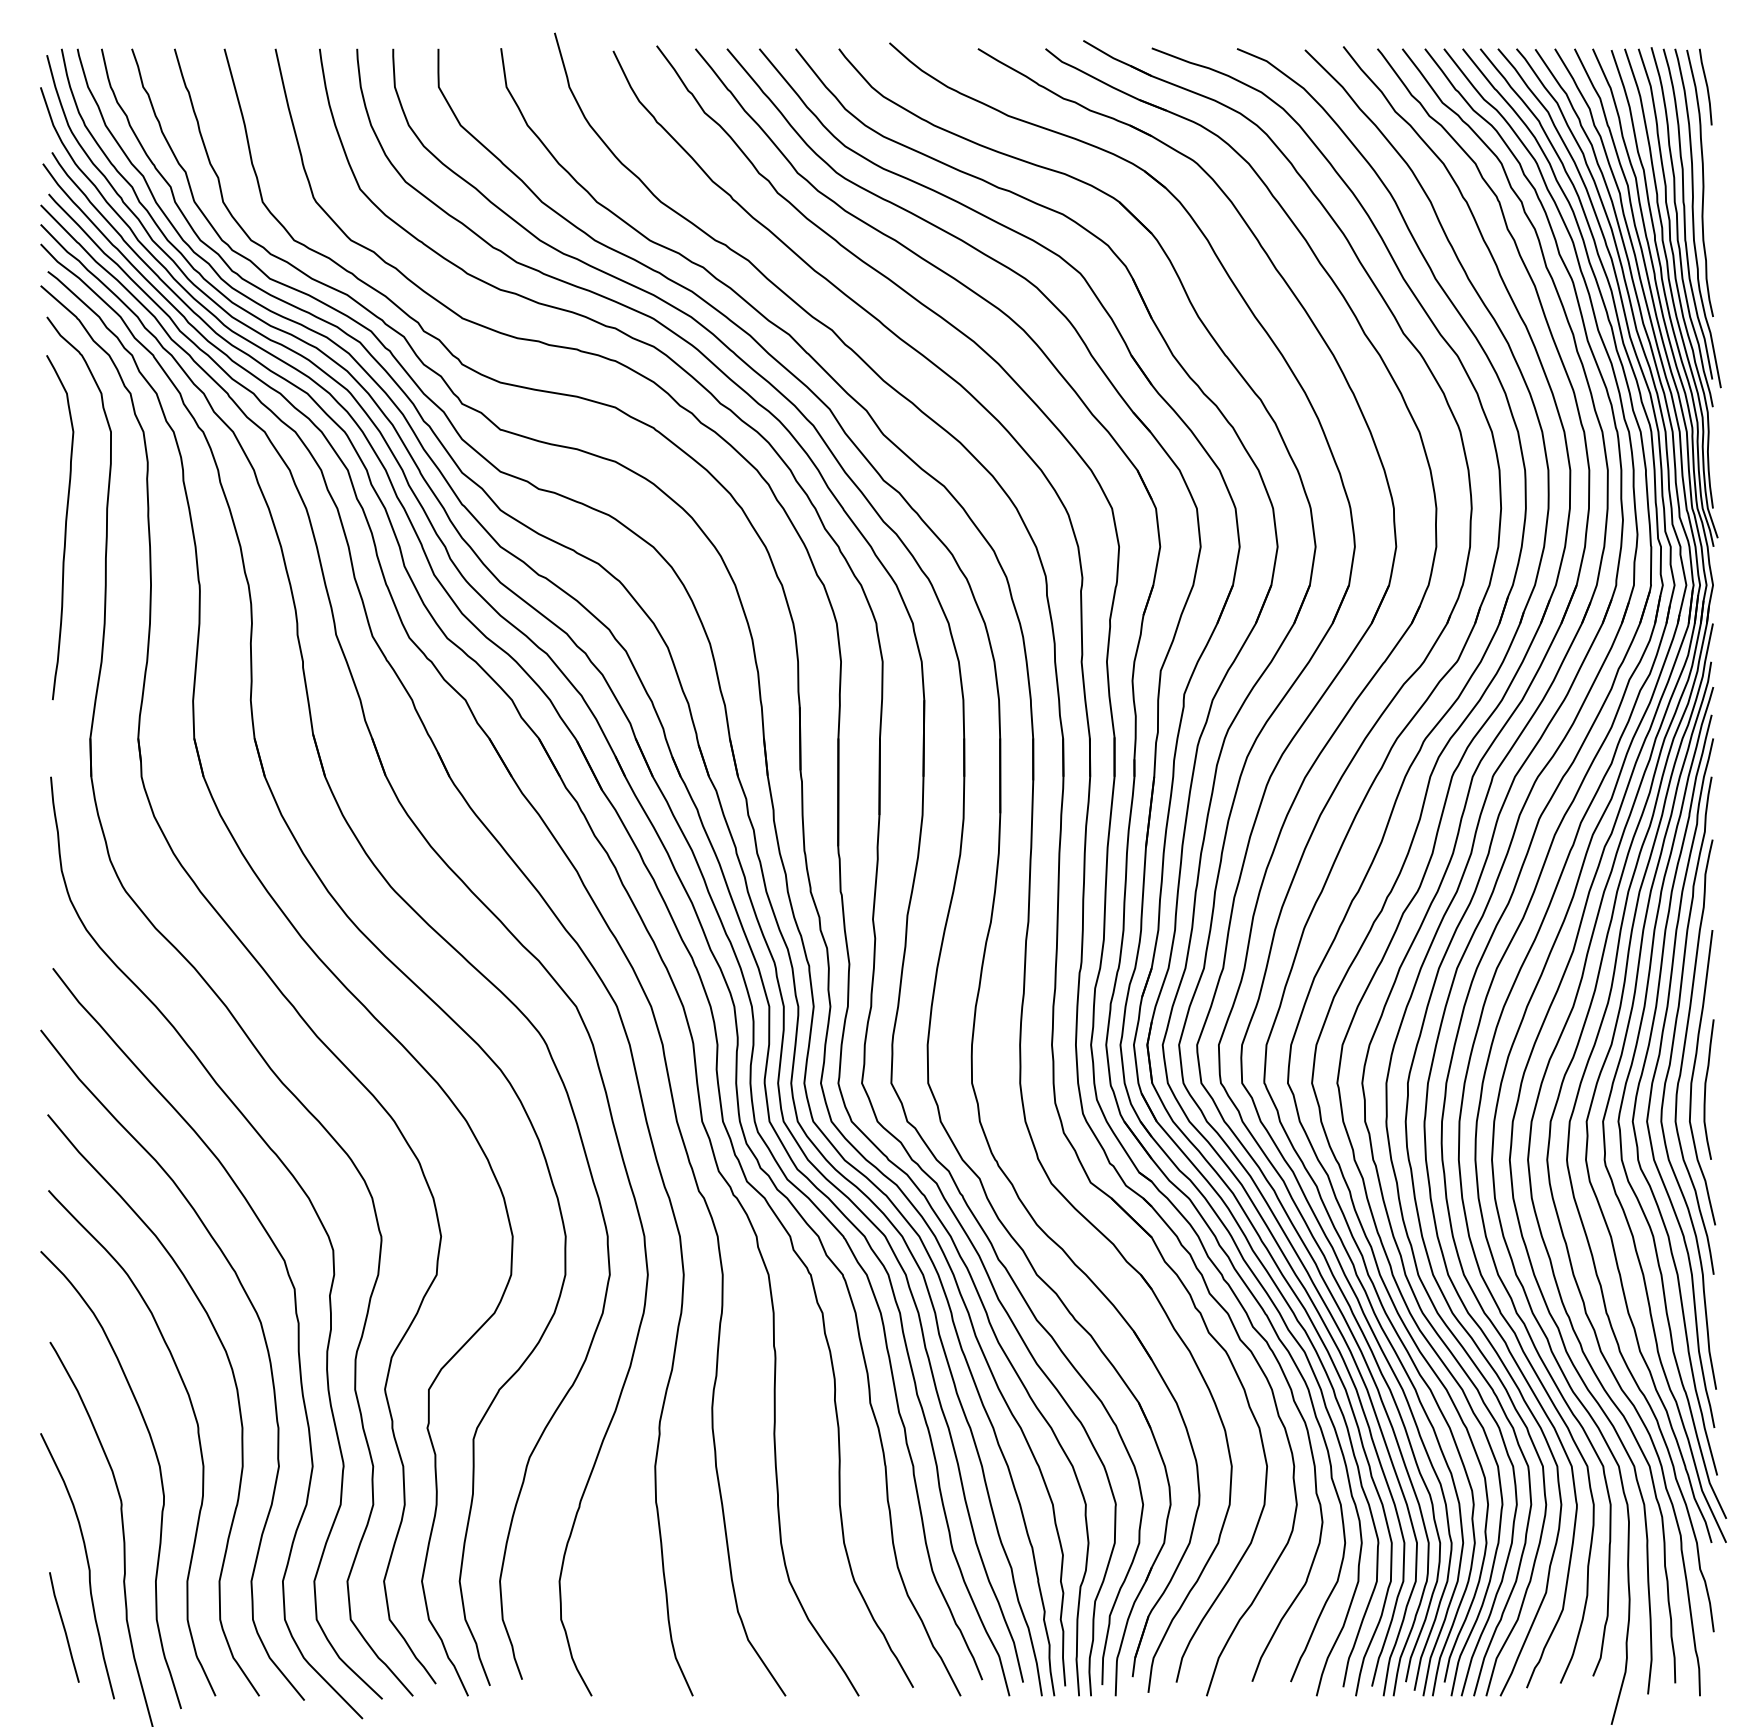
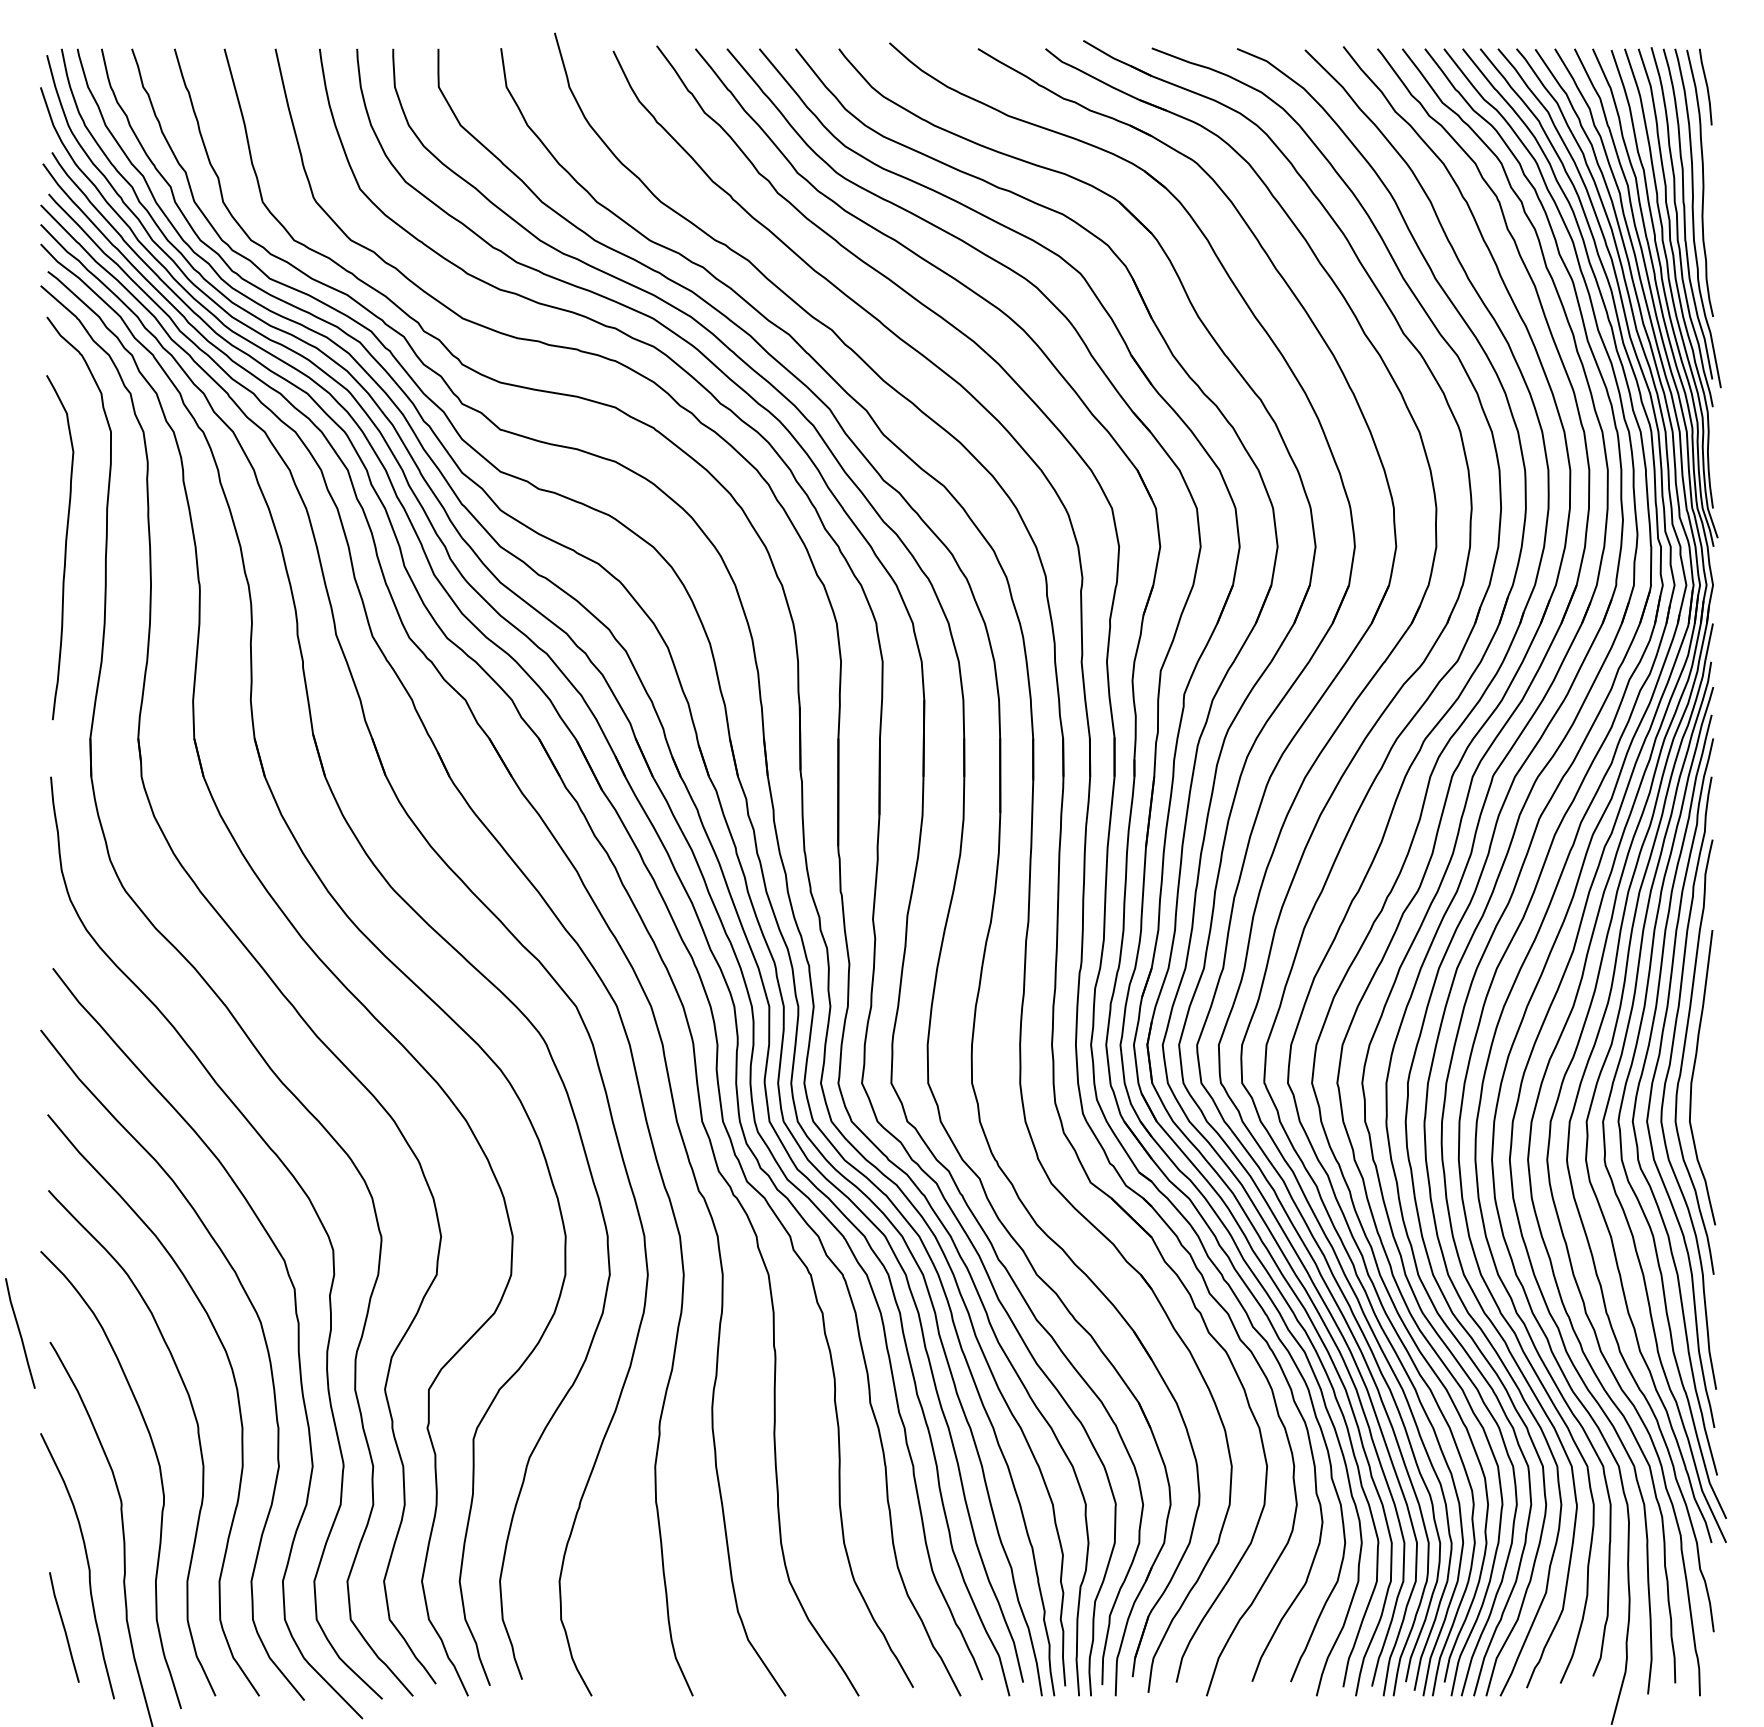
curve position: (64, 528) -> (64, 548) (64, 548)
curve: present -> none (1706, 1089)
line: none -> present (20, 1333)
